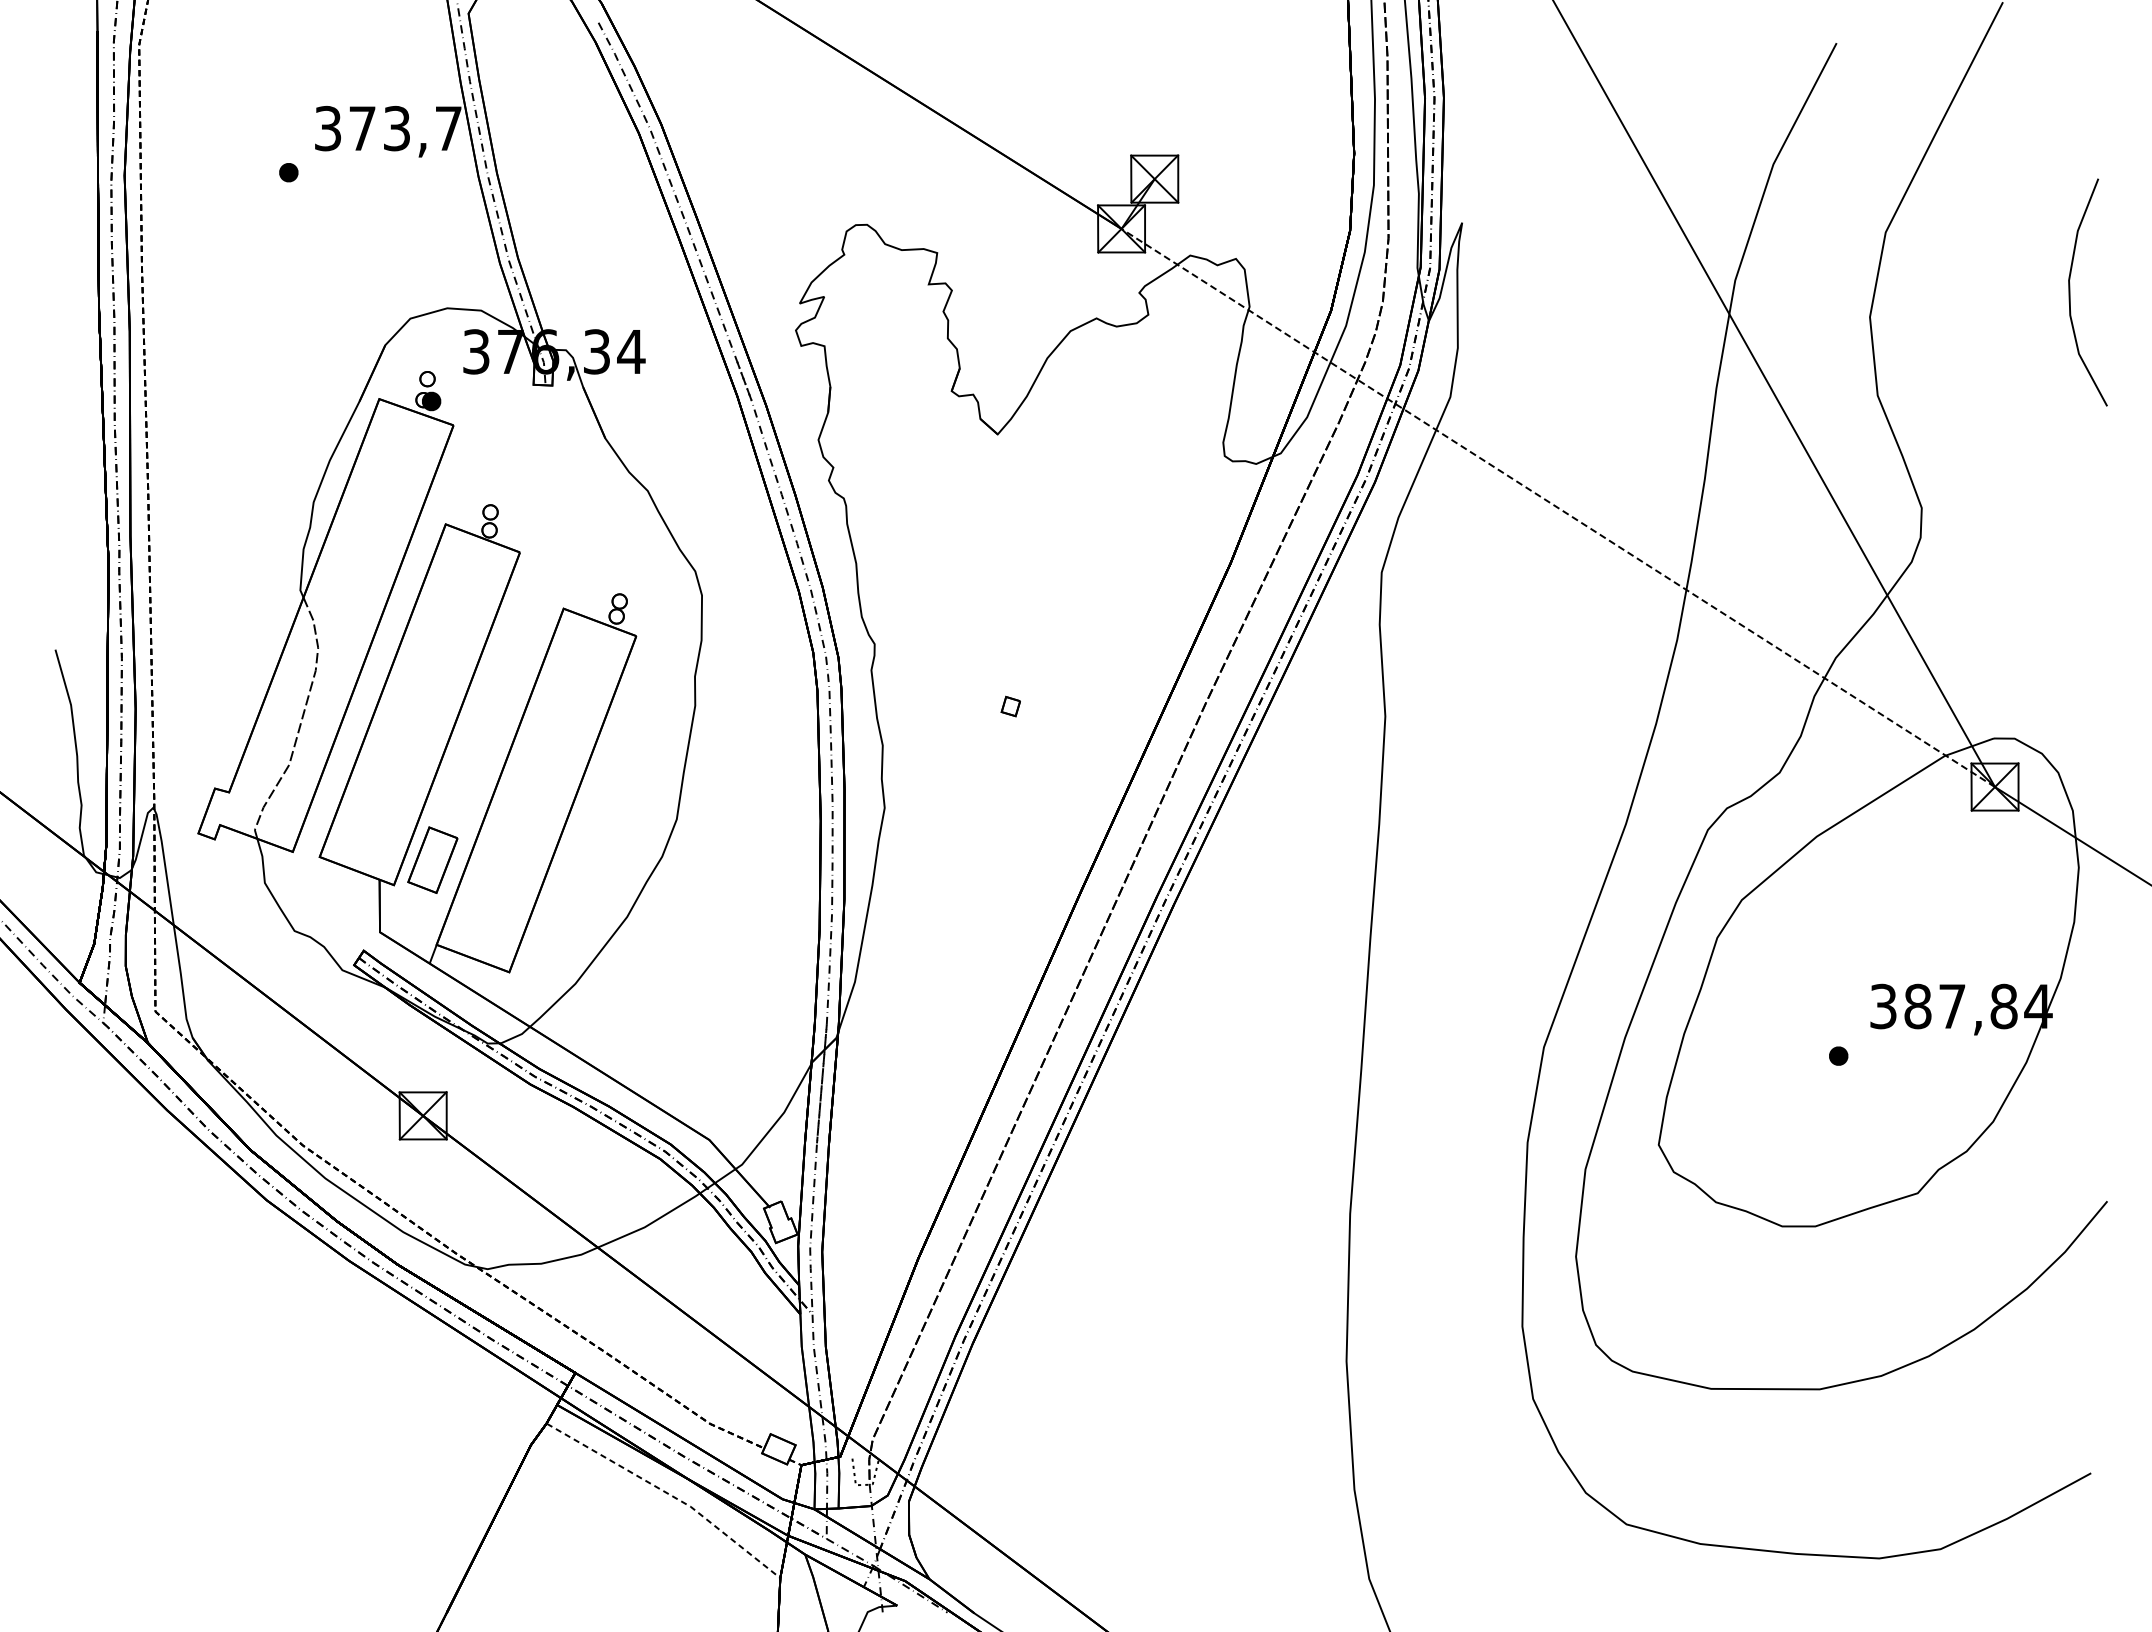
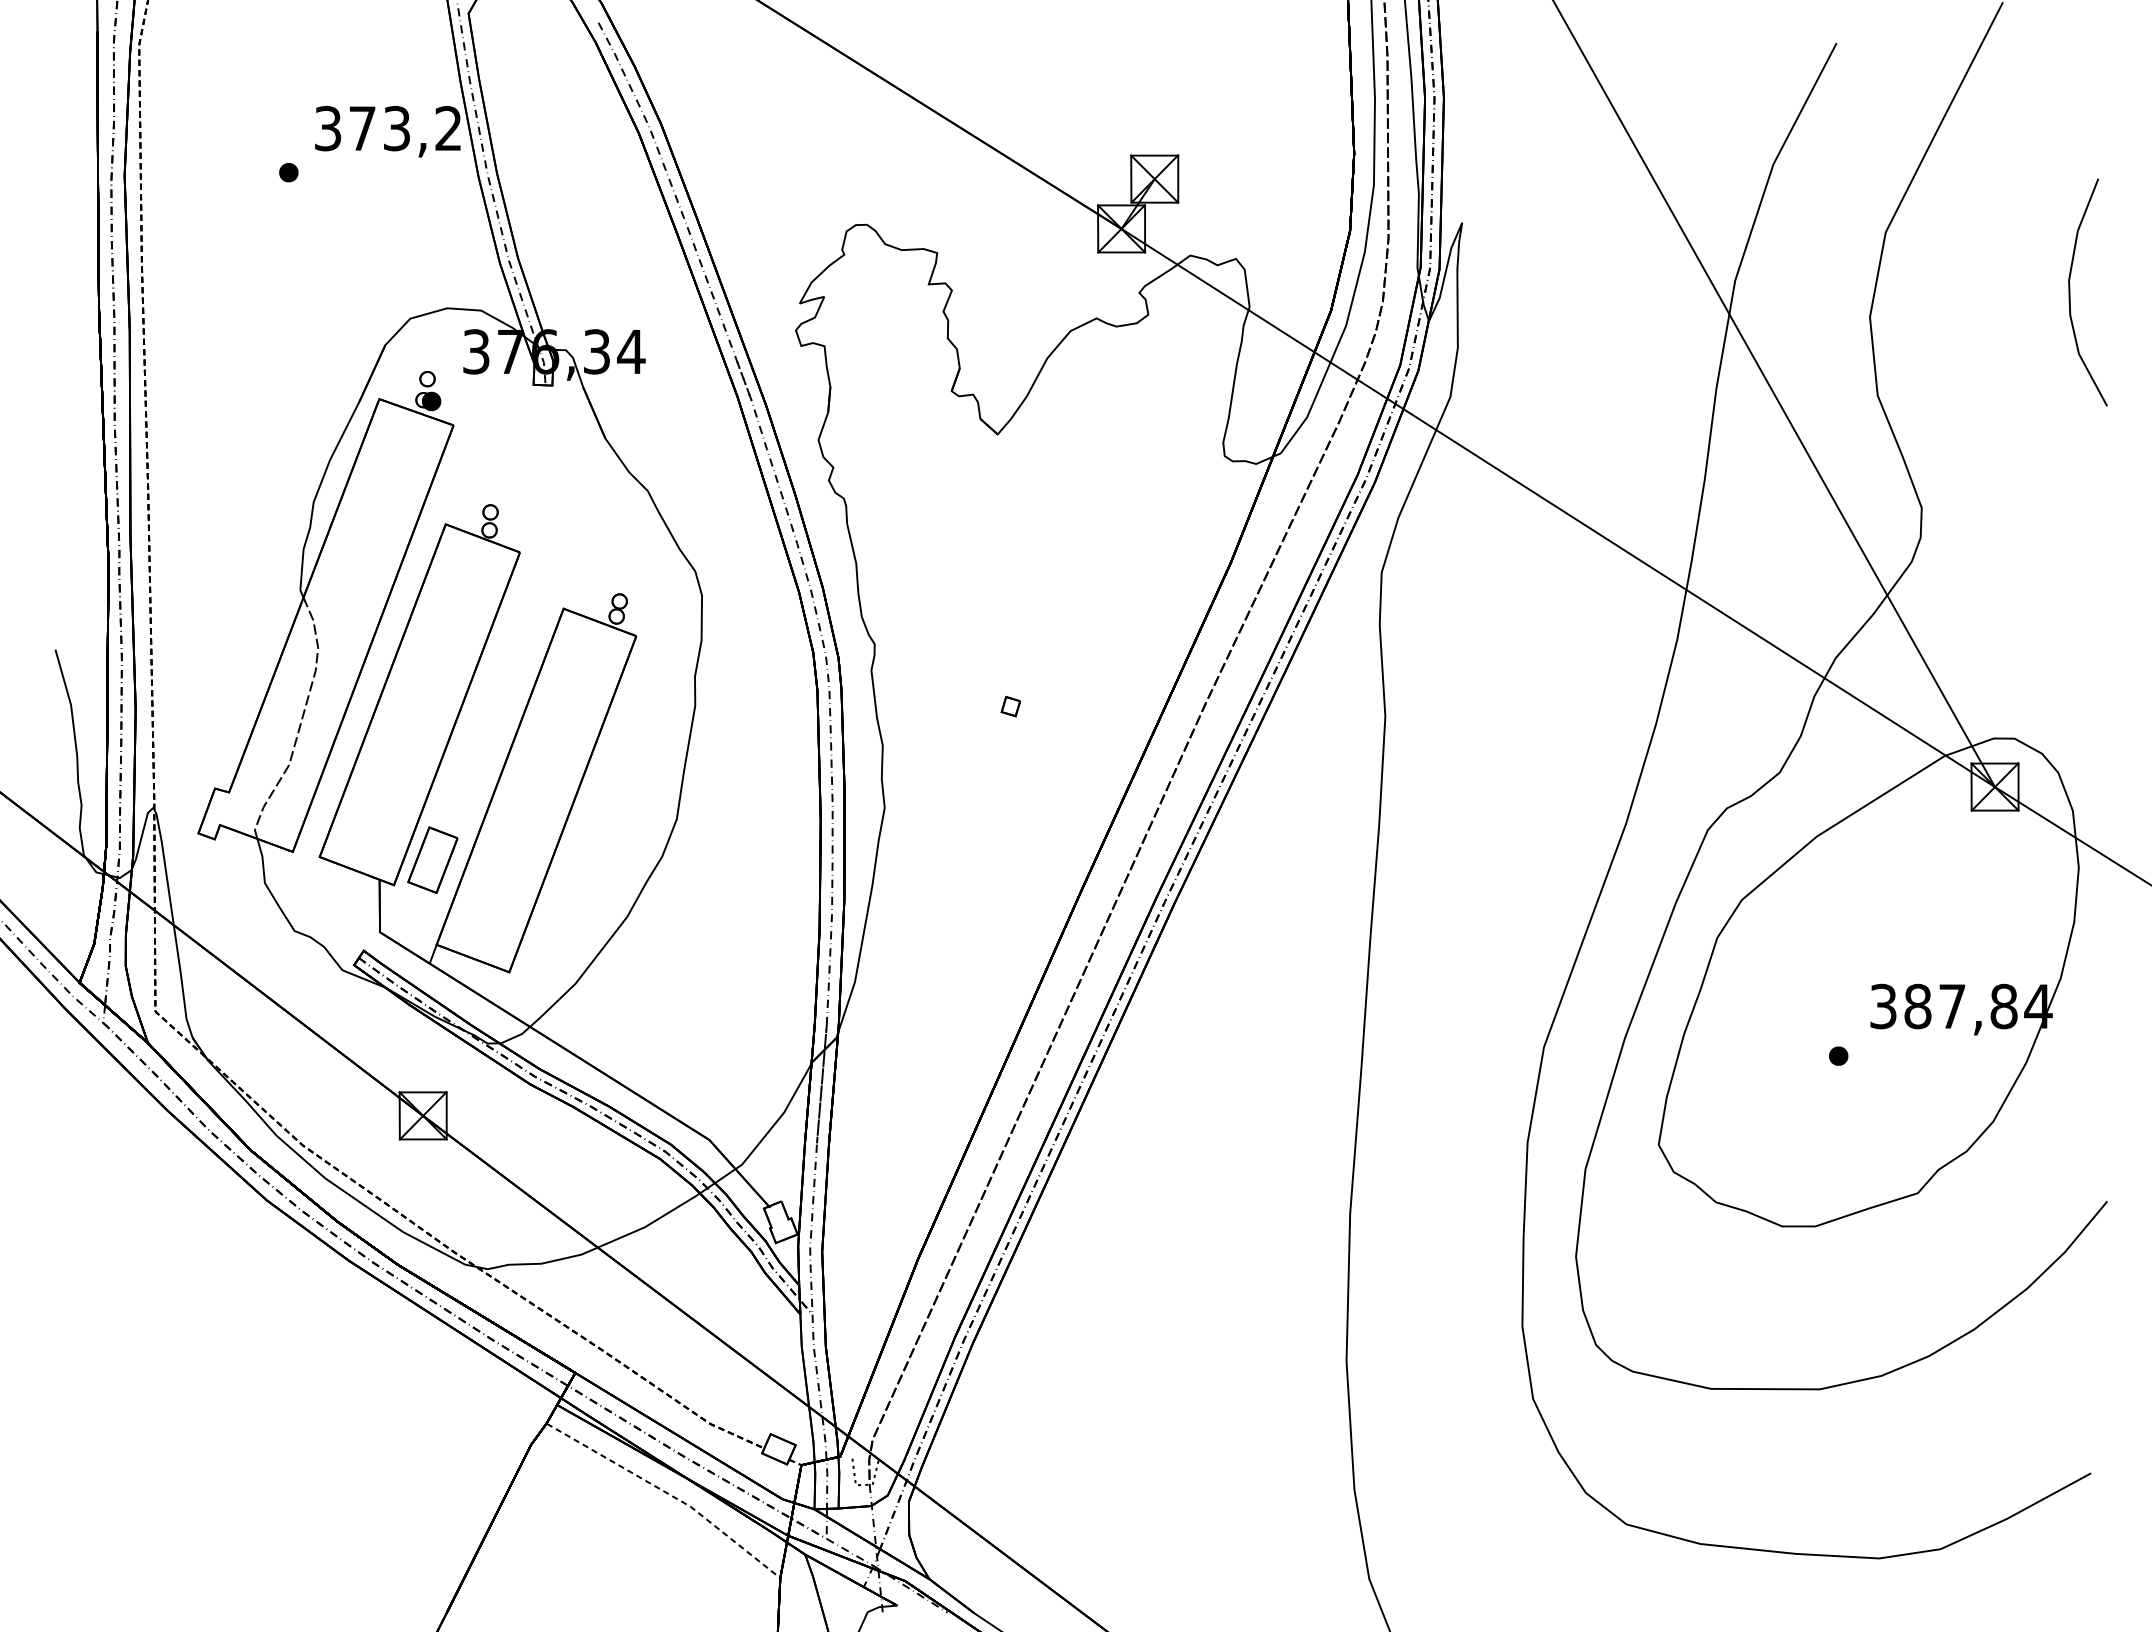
text: 373,7 -> 373,2 (448, 128)
line: dashed -> solid (1557, 507)
